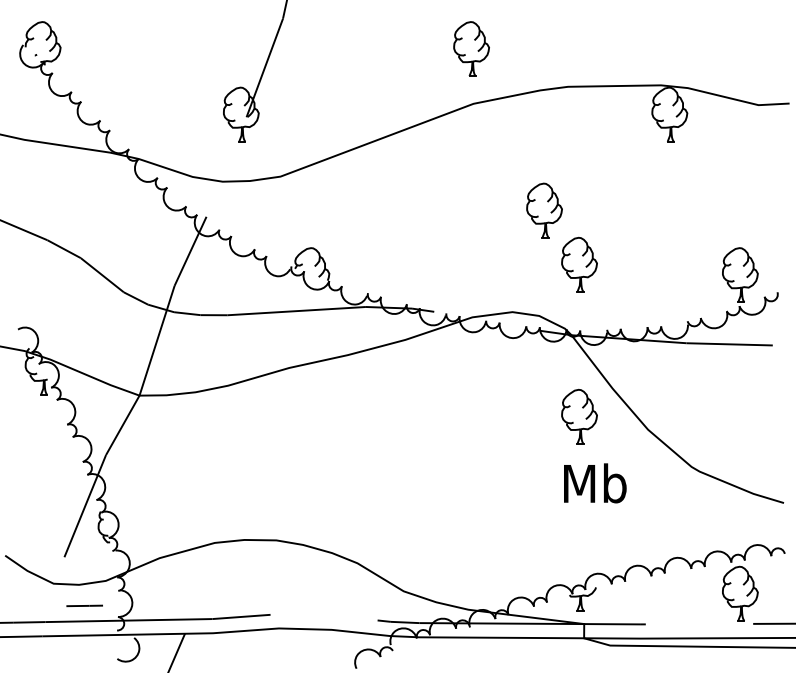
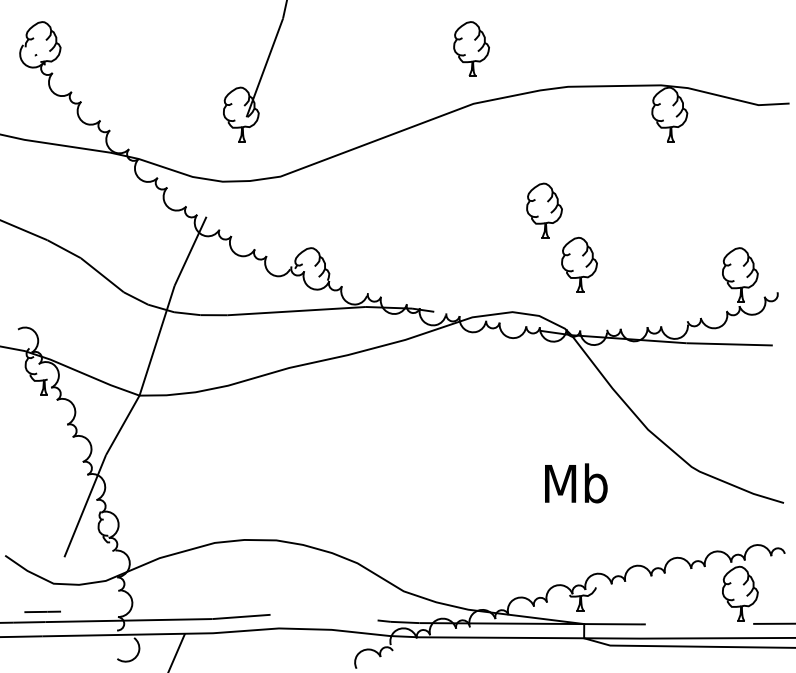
part: present -> none (579, 416)
text position: (595, 483) -> (576, 483) (576, 483)
line position: (84, 605) -> (42, 611) (42, 611)
